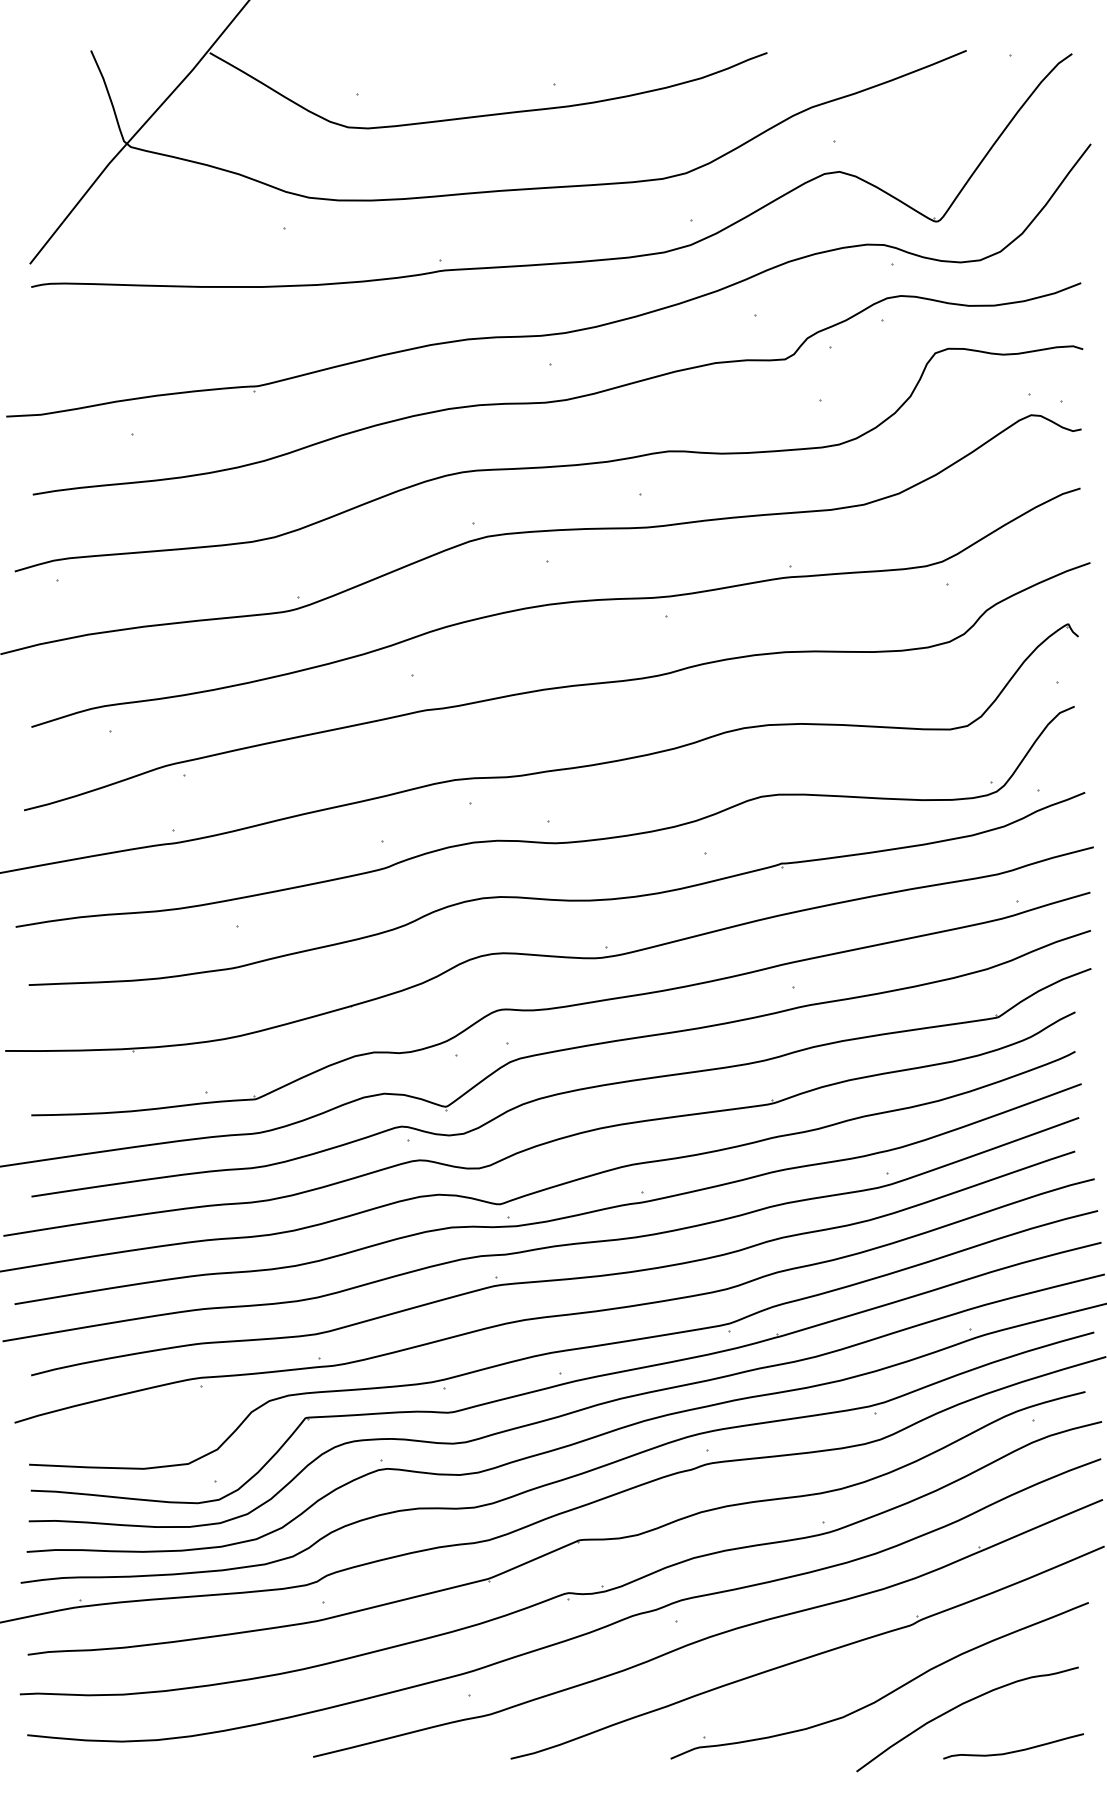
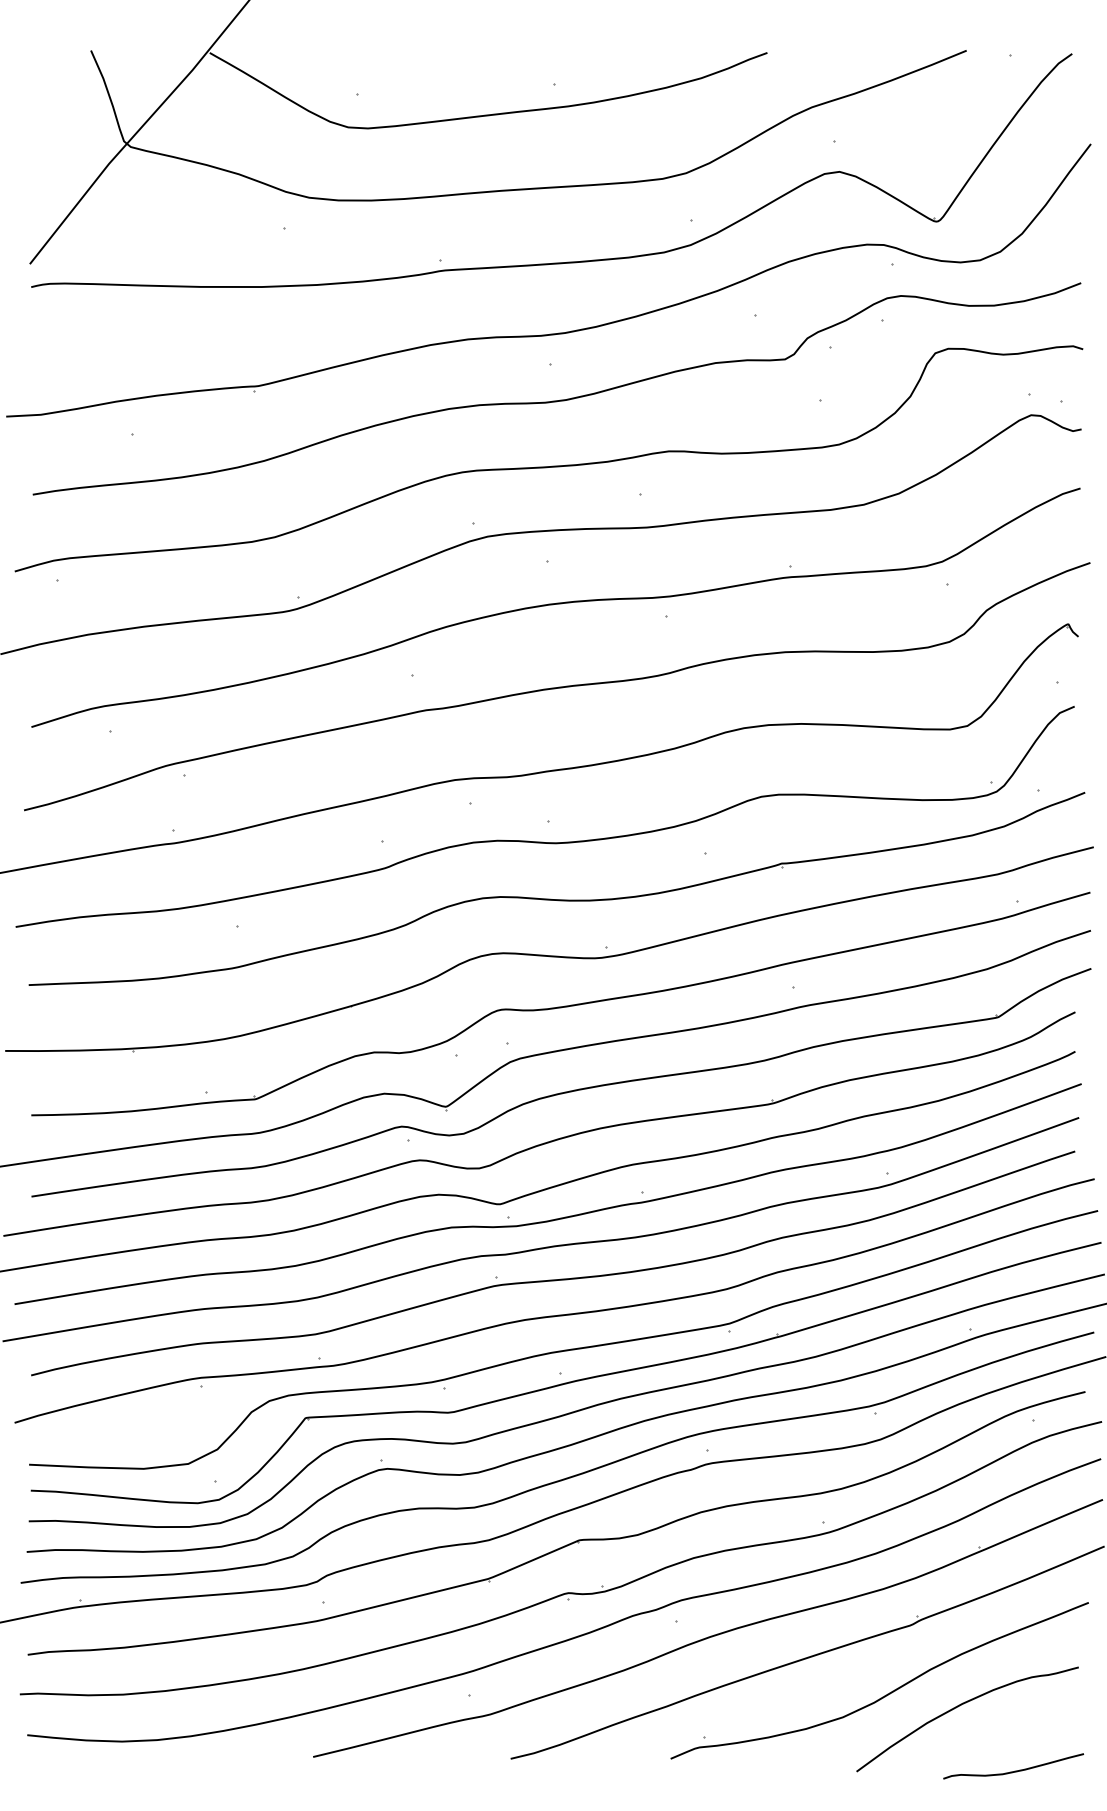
curve position: (1014, 1750) -> (1014, 1770) (1014, 1770)
